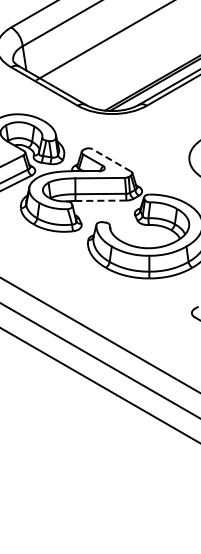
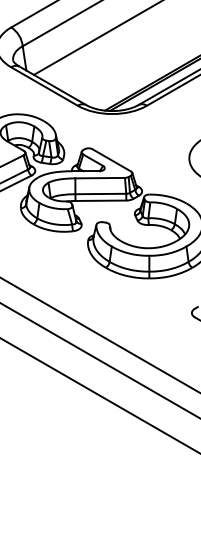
line position: (103, 40) -> (96, 38) (96, 38)
line: dashed -> solid (111, 160)
line: dashed -> solid (100, 200)
line position: (99, 385) -> (99, 395) (99, 395)
